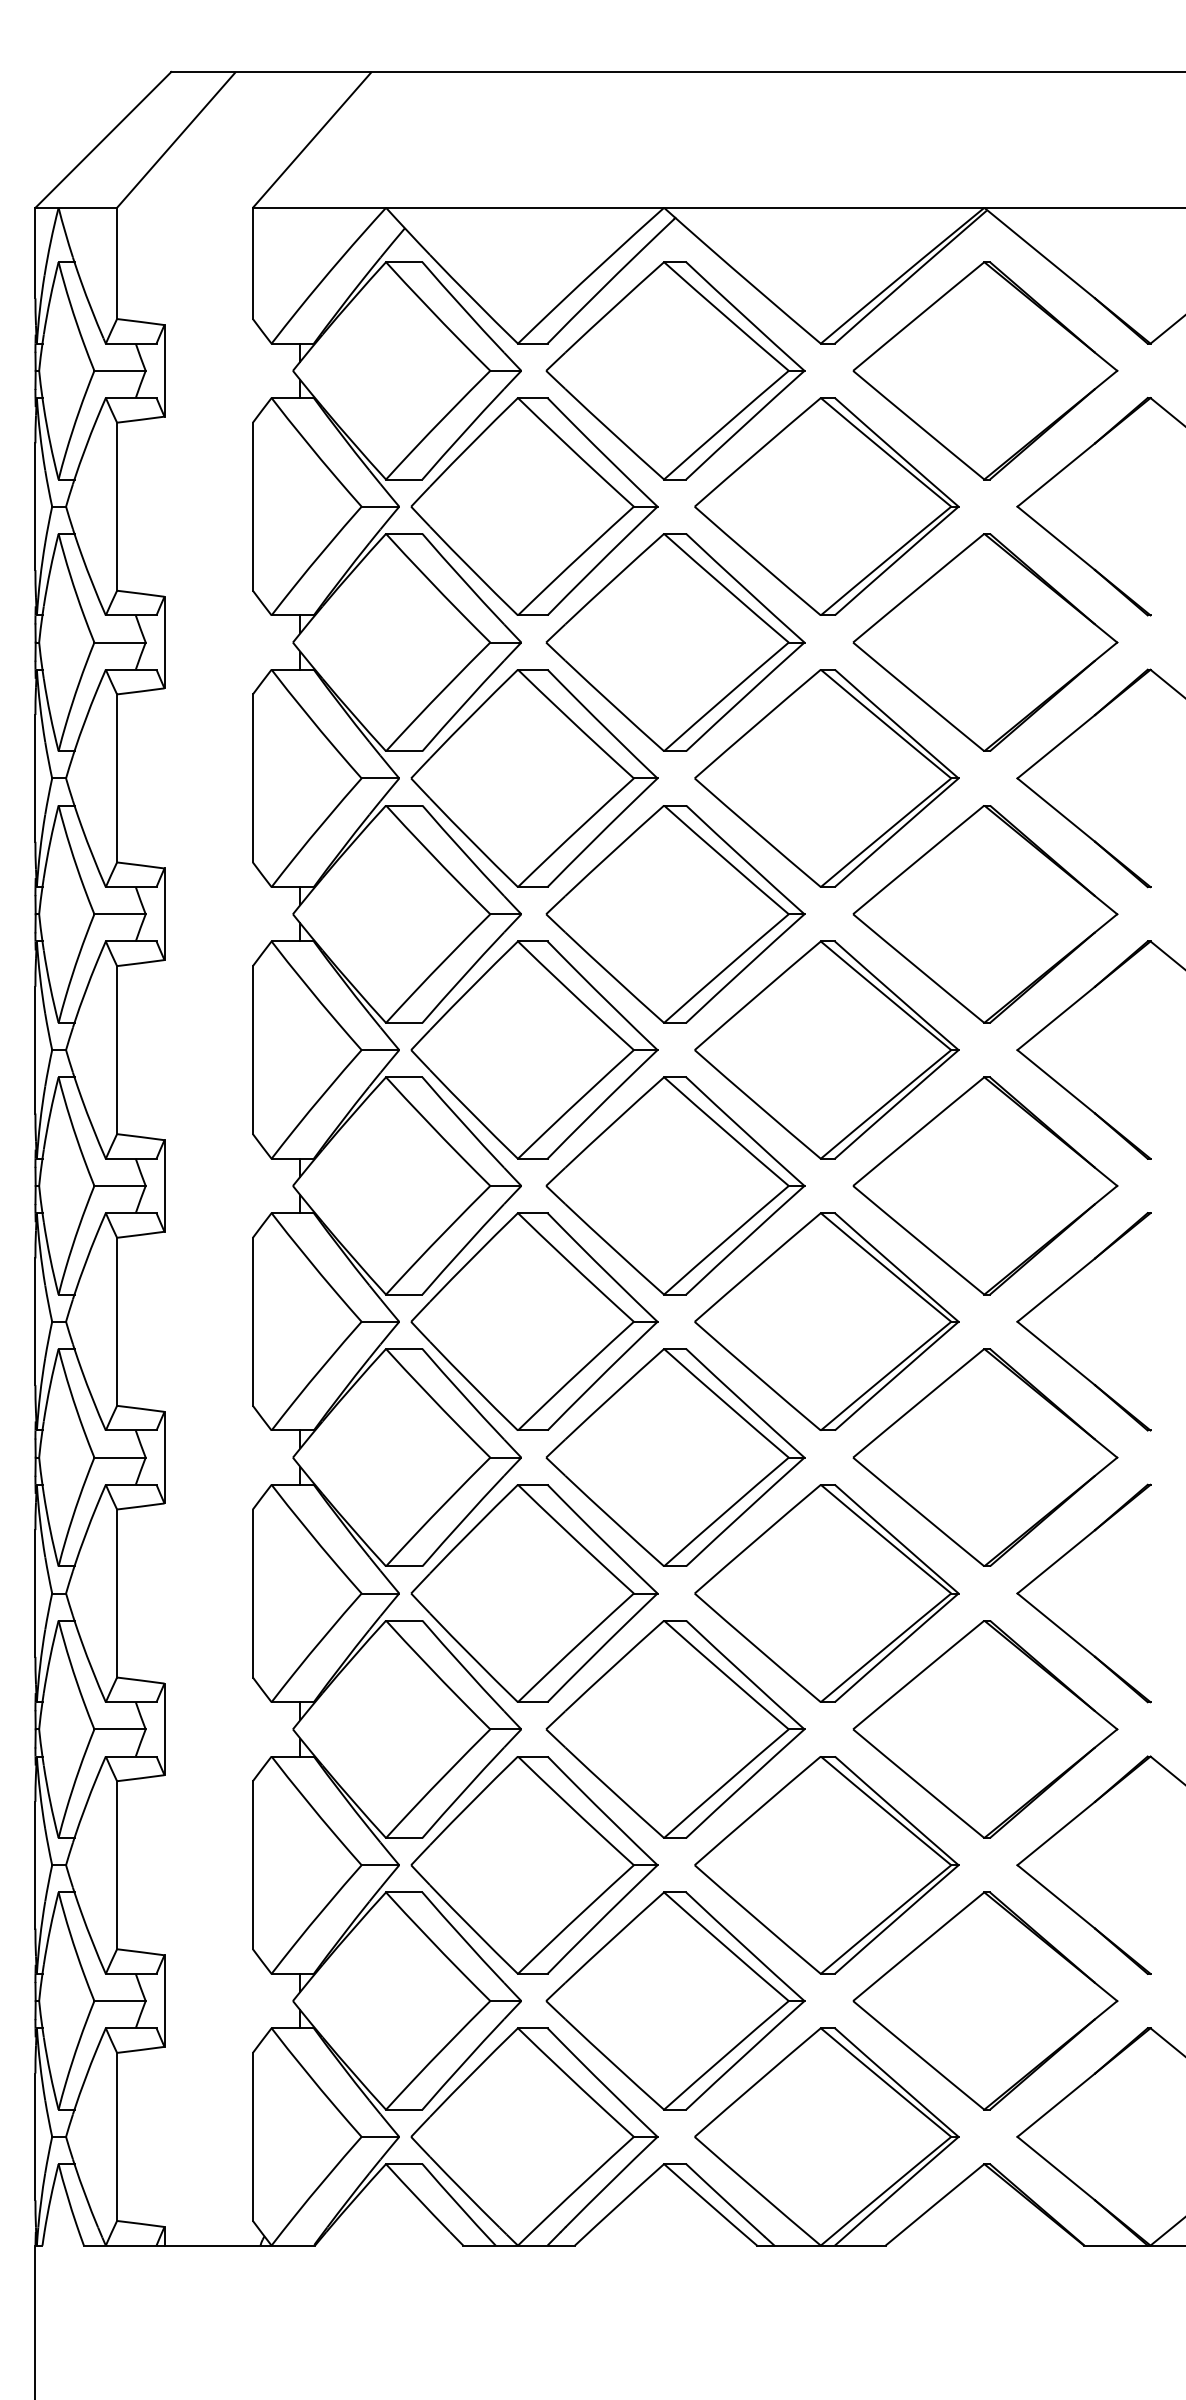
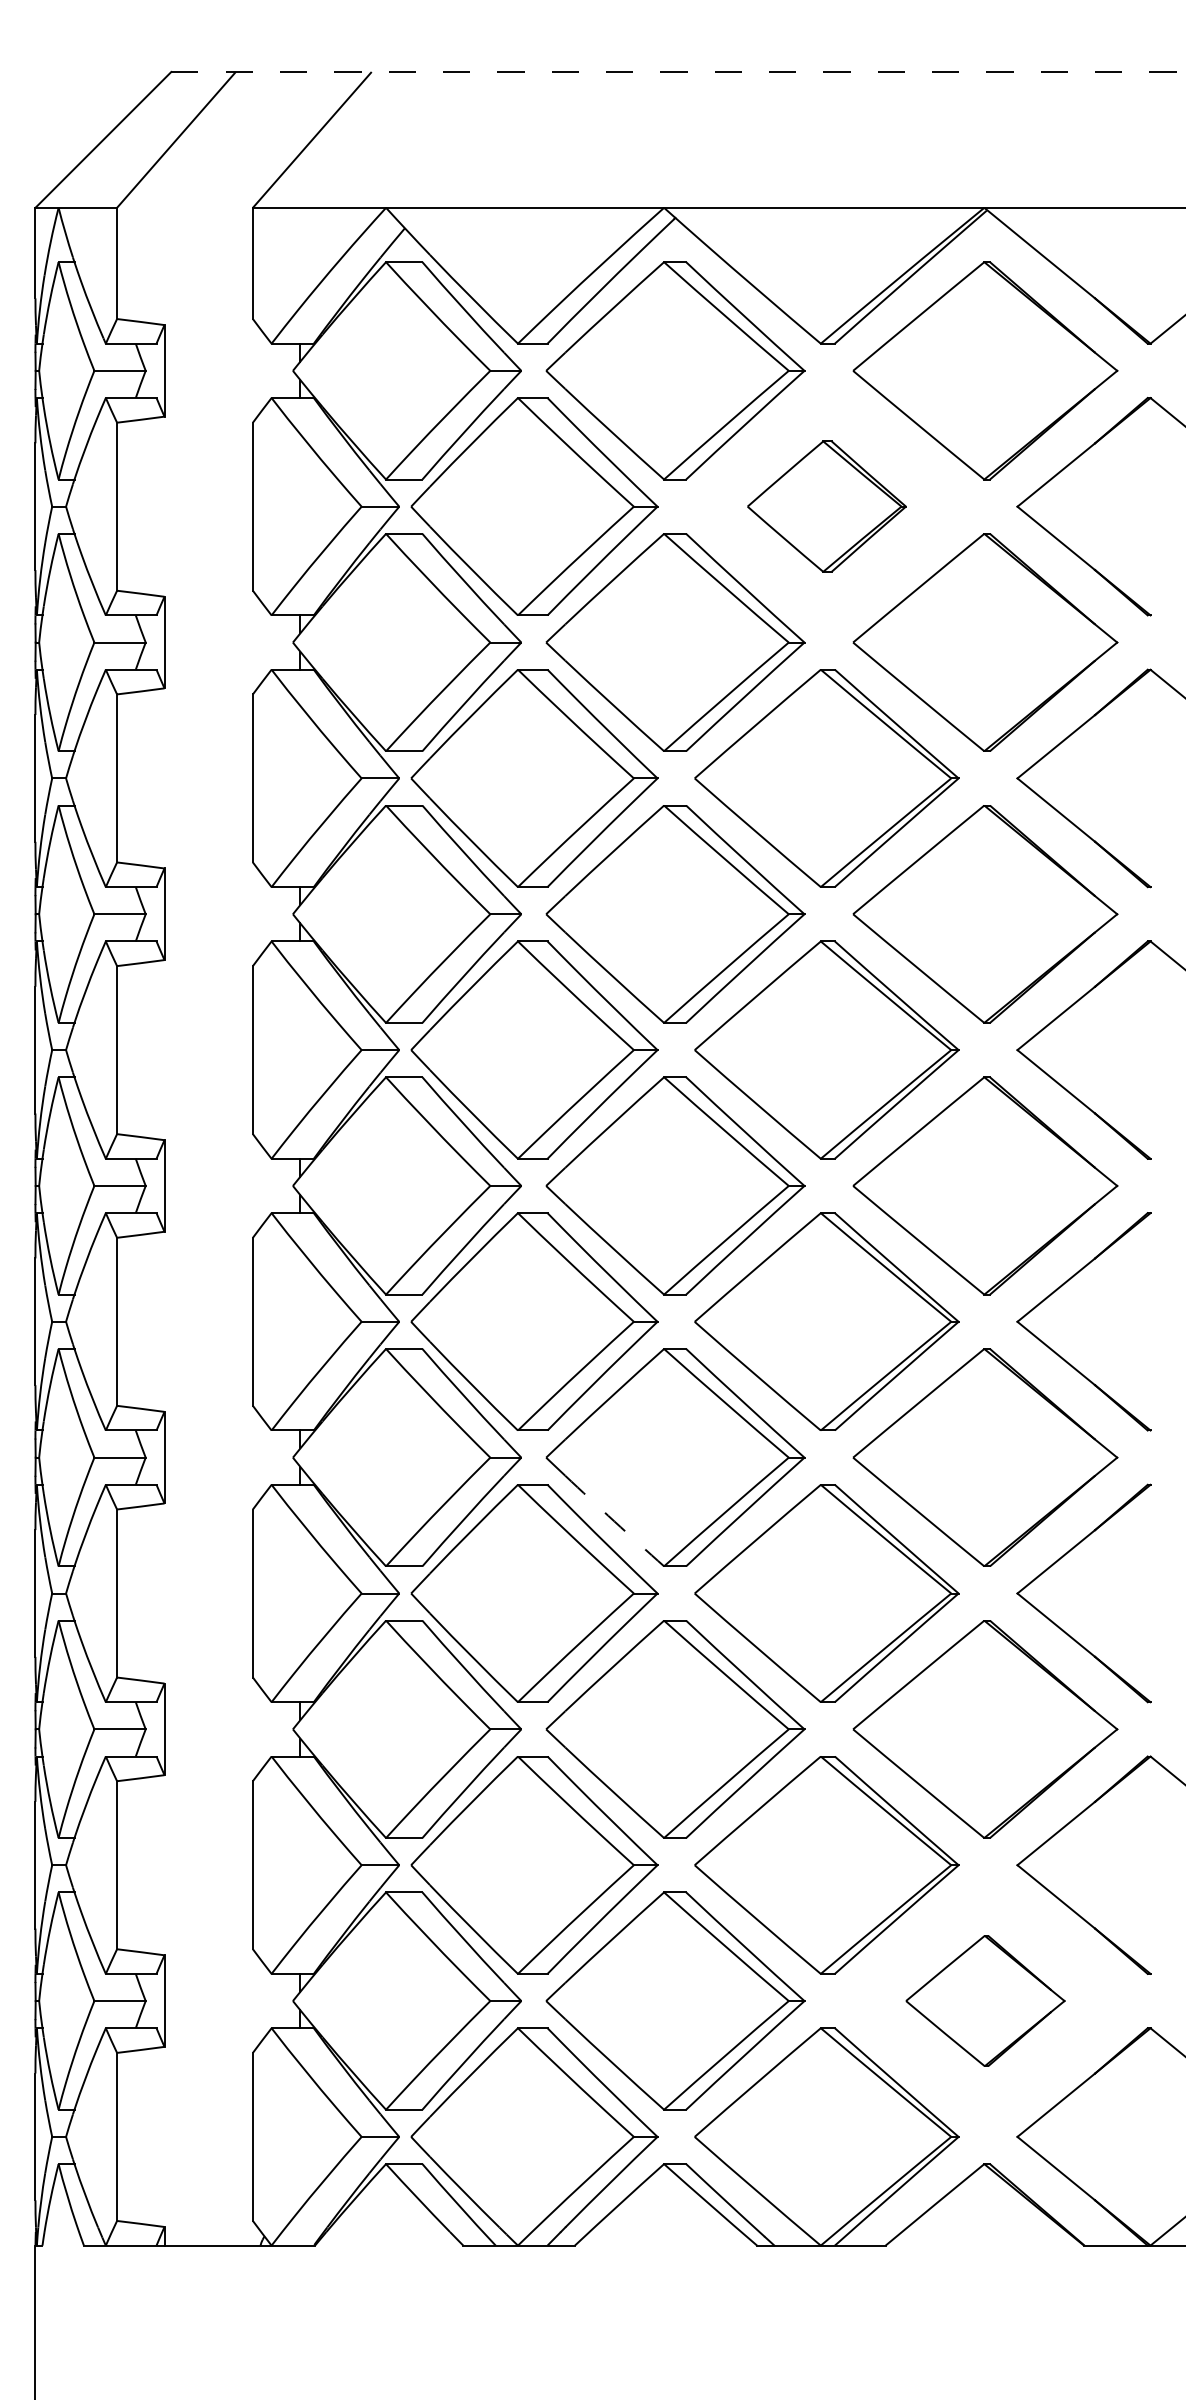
line: solid -> dashed (678, 71)
part size: 266x219 px -> 160x133 px (826, 506)
arc: solid -> dashed (614, 1521)
part size: 267x220 px -> 161x132 px (985, 2000)
